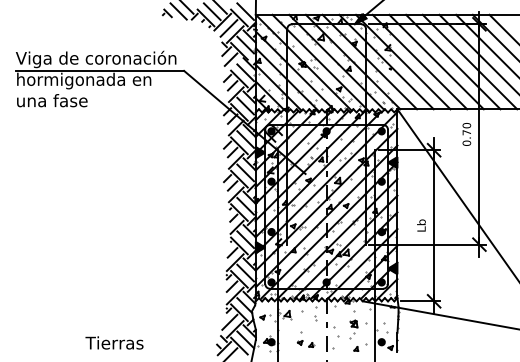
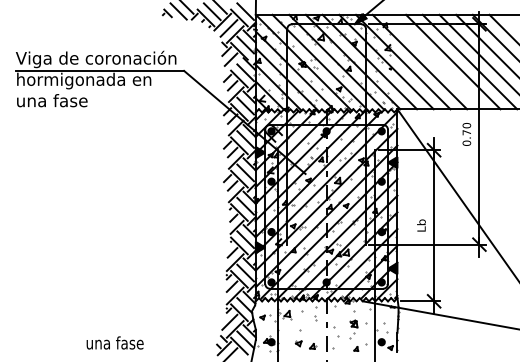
line: present -> none (436, 61)
part size: 20x17 px -> 24x21 px (305, 339)
text: Tierras -> una fase (114, 342)
